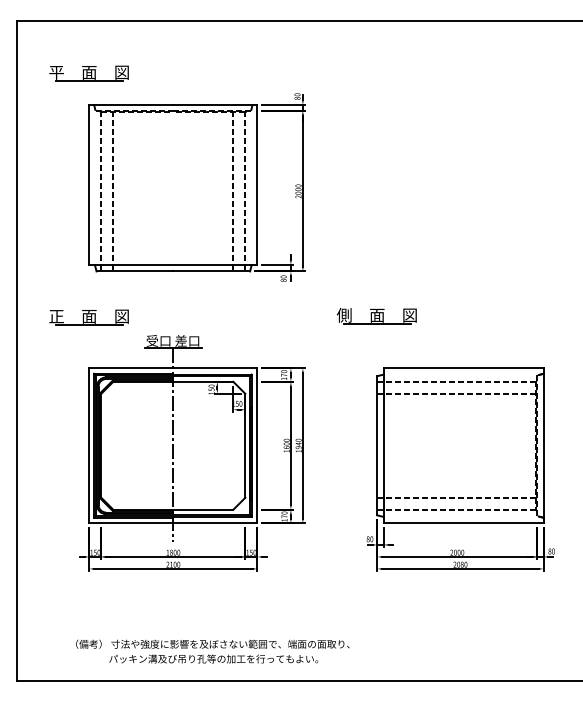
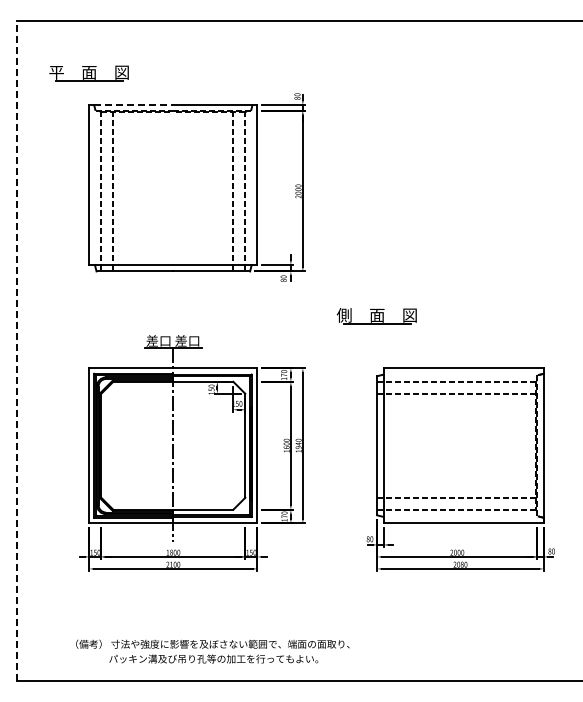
line: solid -> dashed (133, 105)
part: present -> none (88, 317)
text: 受口 -> 差口 (152, 340)
line: solid -> dashed (17, 350)
